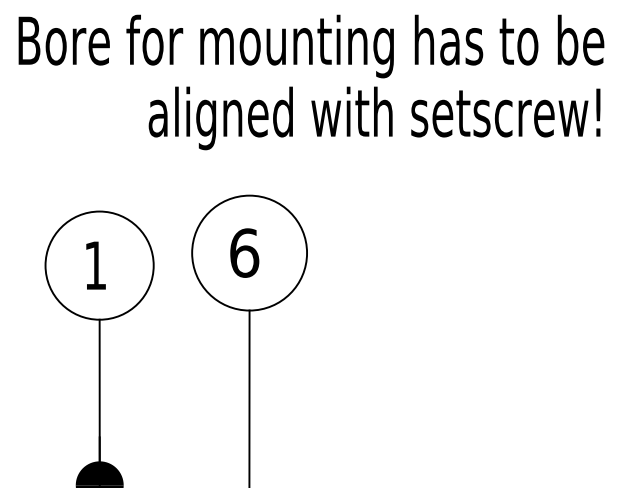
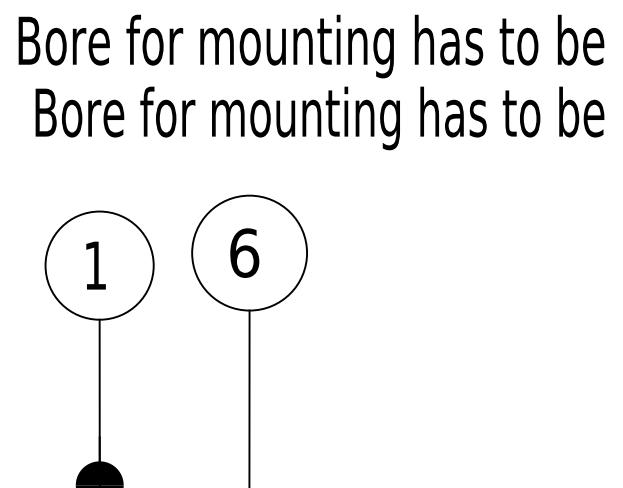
text: aligned with setscrew! -> Bore for mounting has to be (319, 118)
